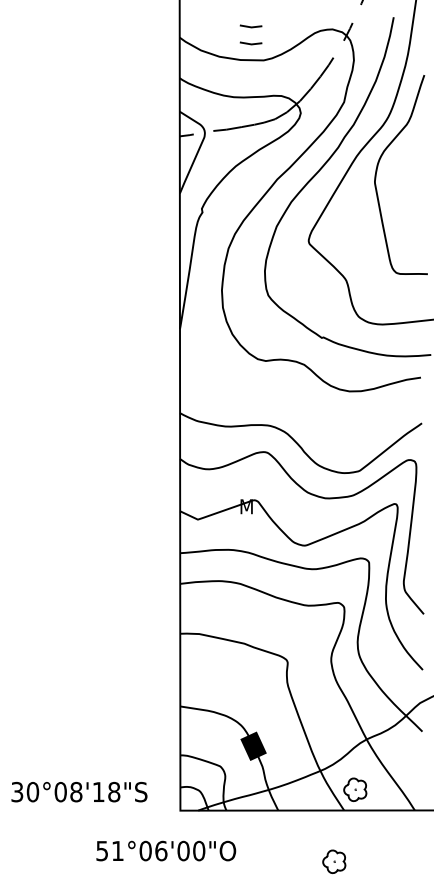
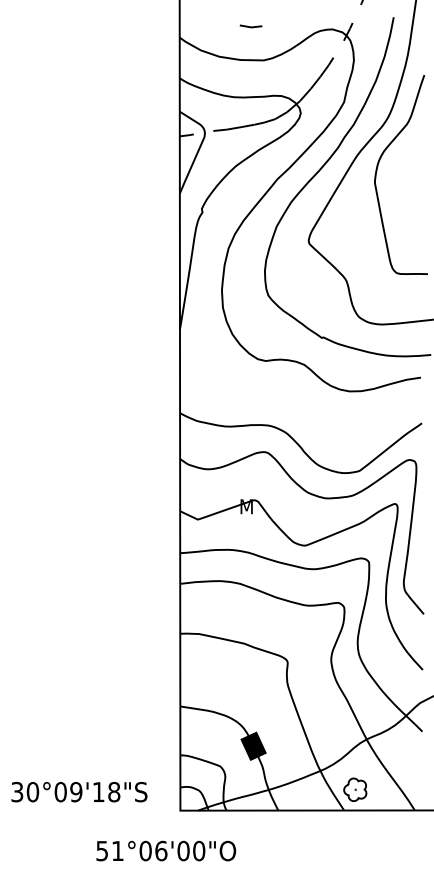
line: present -> none (250, 43)
text: 30°08'18"S -> 30°09'18"S (76, 792)
part: present -> none (334, 861)
